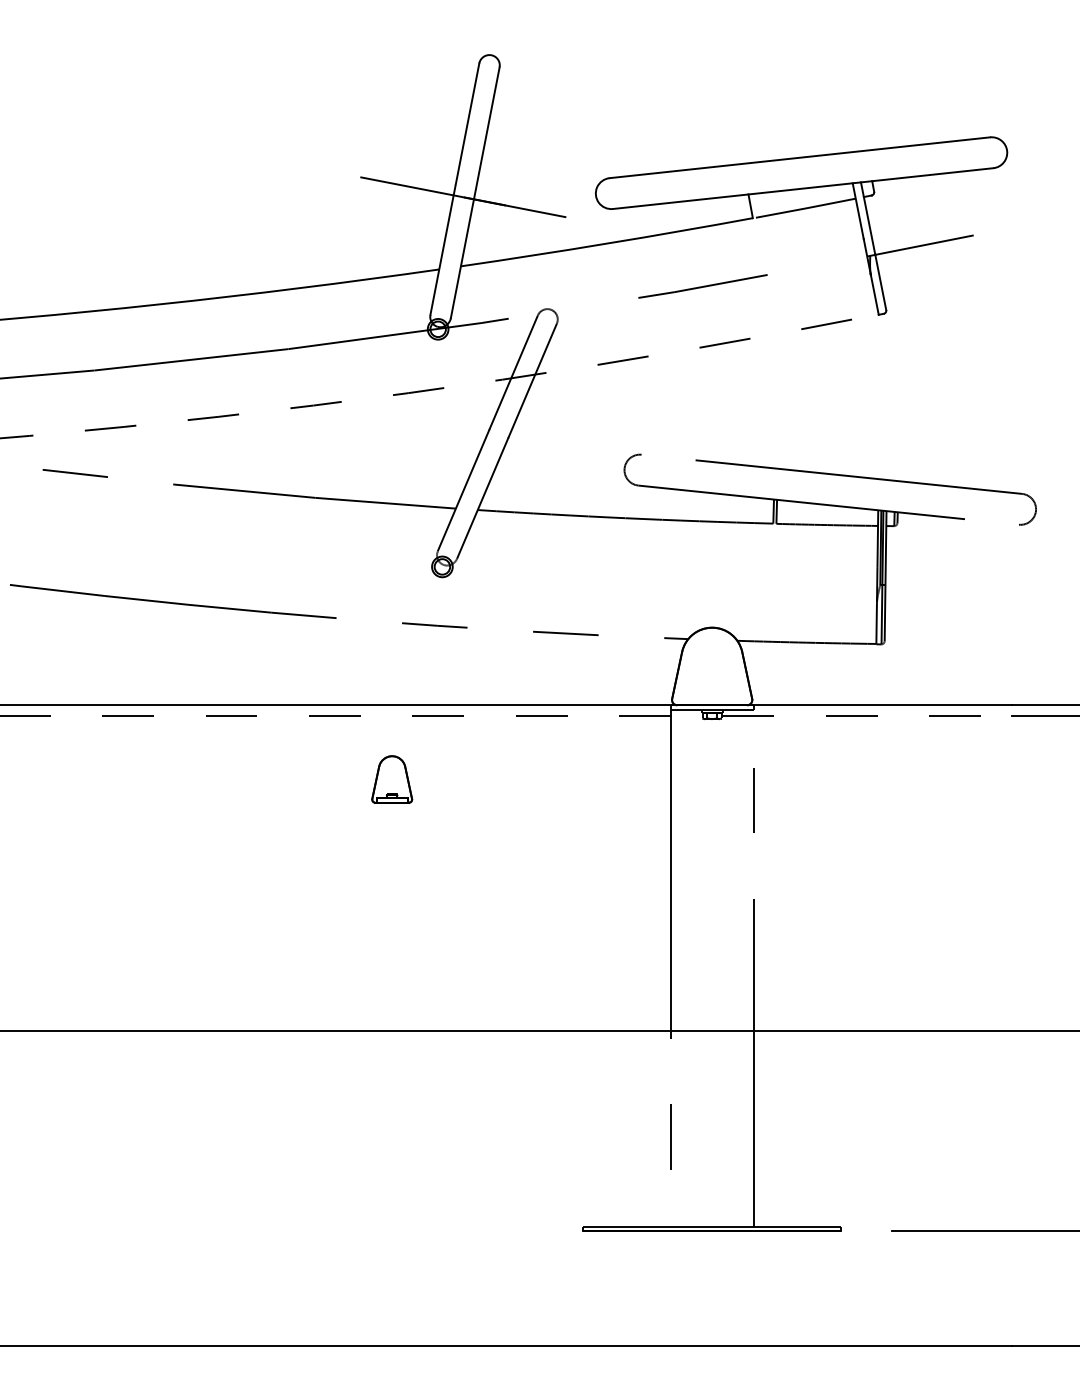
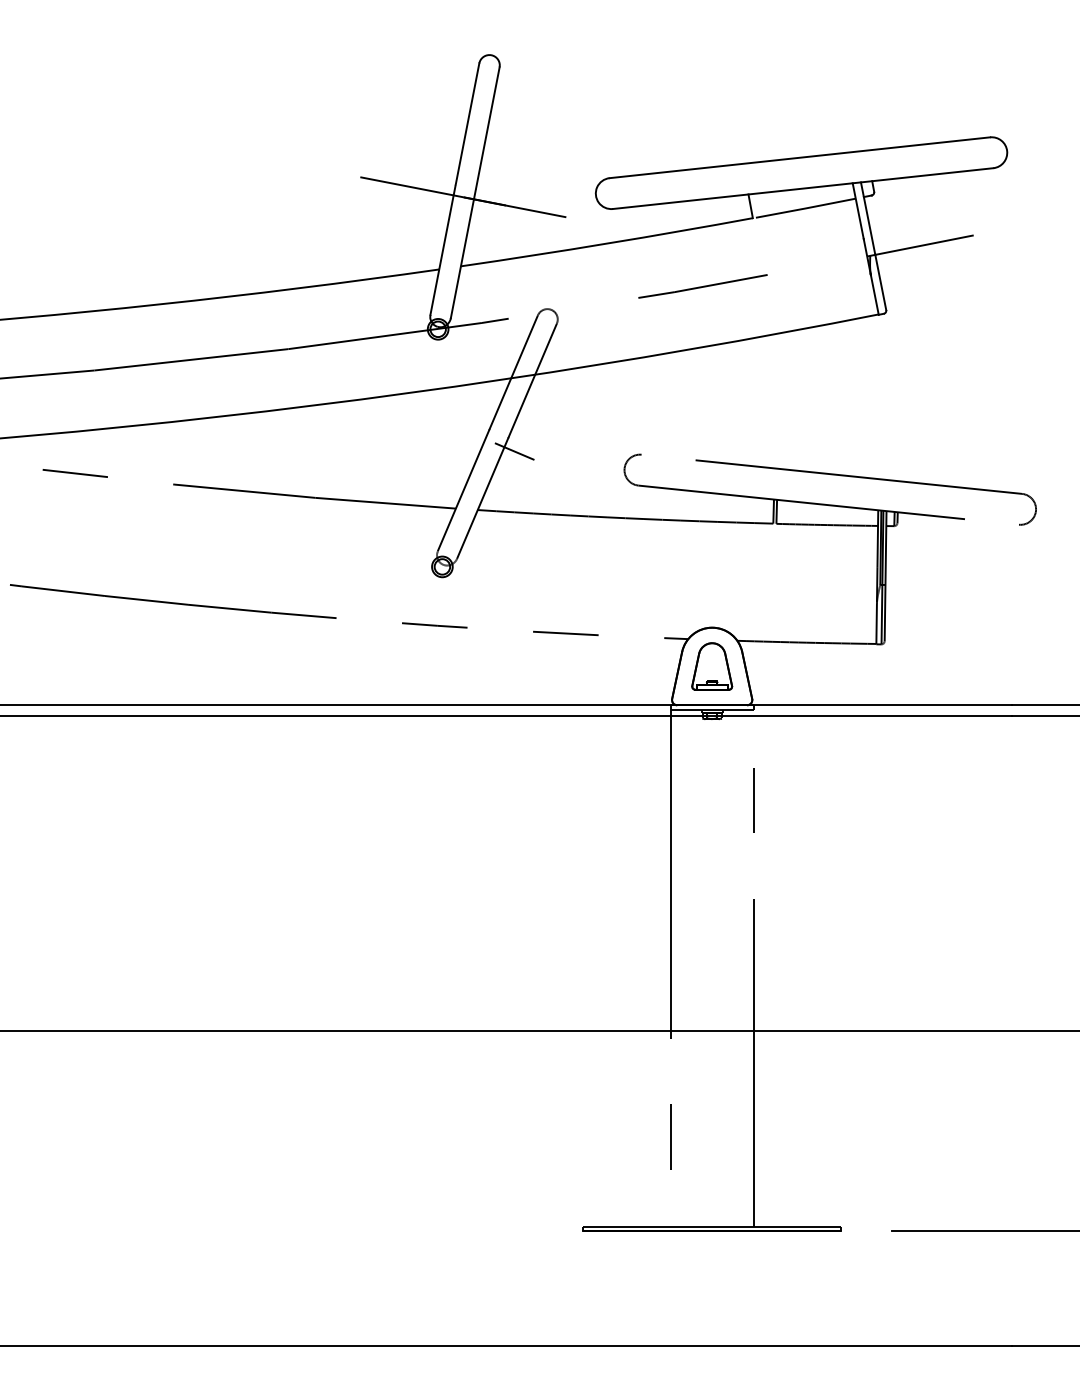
arc: dashed -> solid (441, 388)
line: none -> present (514, 451)
line: dashed -> solid (506, 715)
part position: (392, 779) -> (712, 666) (712, 666)
